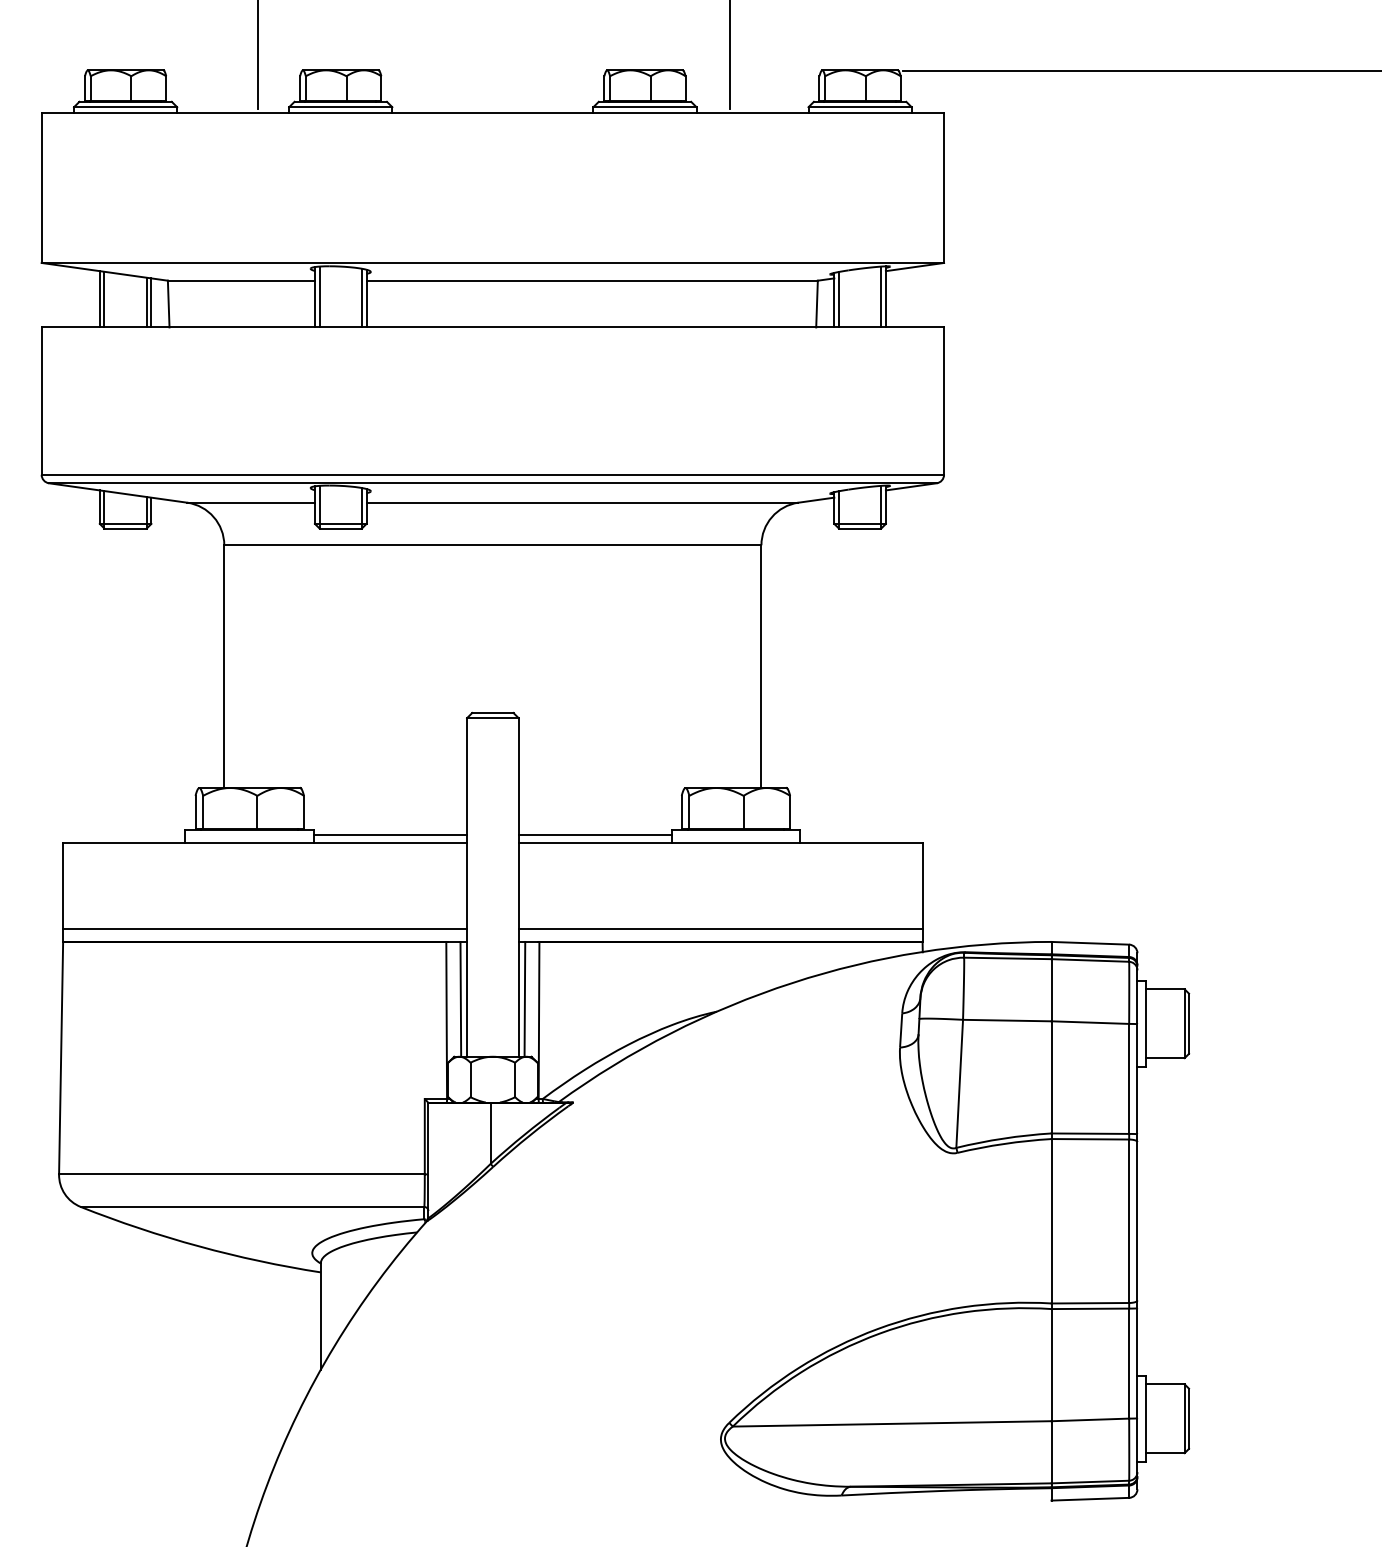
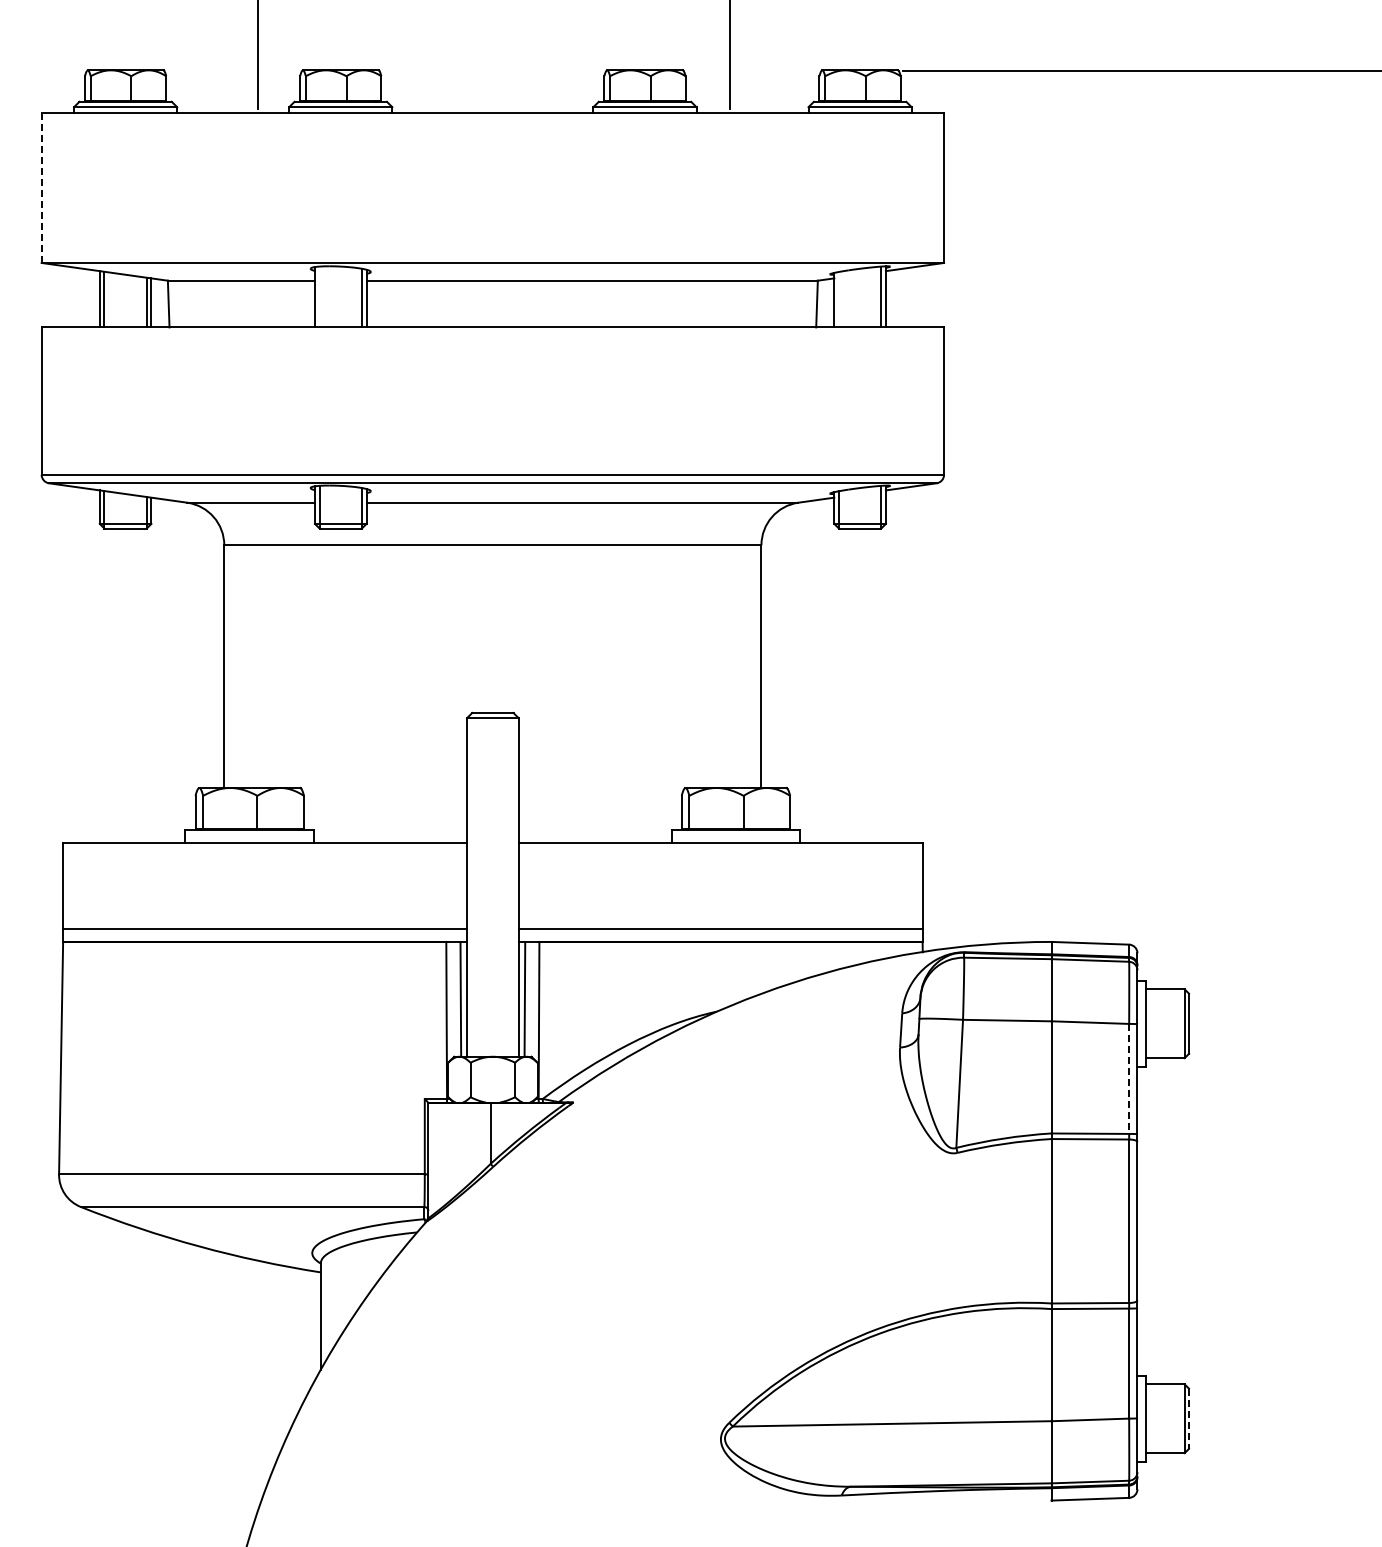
line: solid -> dashed (41, 188)
line: present -> none (319, 296)
line: present -> none (838, 299)
line: present -> none (390, 834)
line: present -> none (594, 834)
line: solid -> dashed (1129, 1079)
line: solid -> dashed (1189, 1419)
